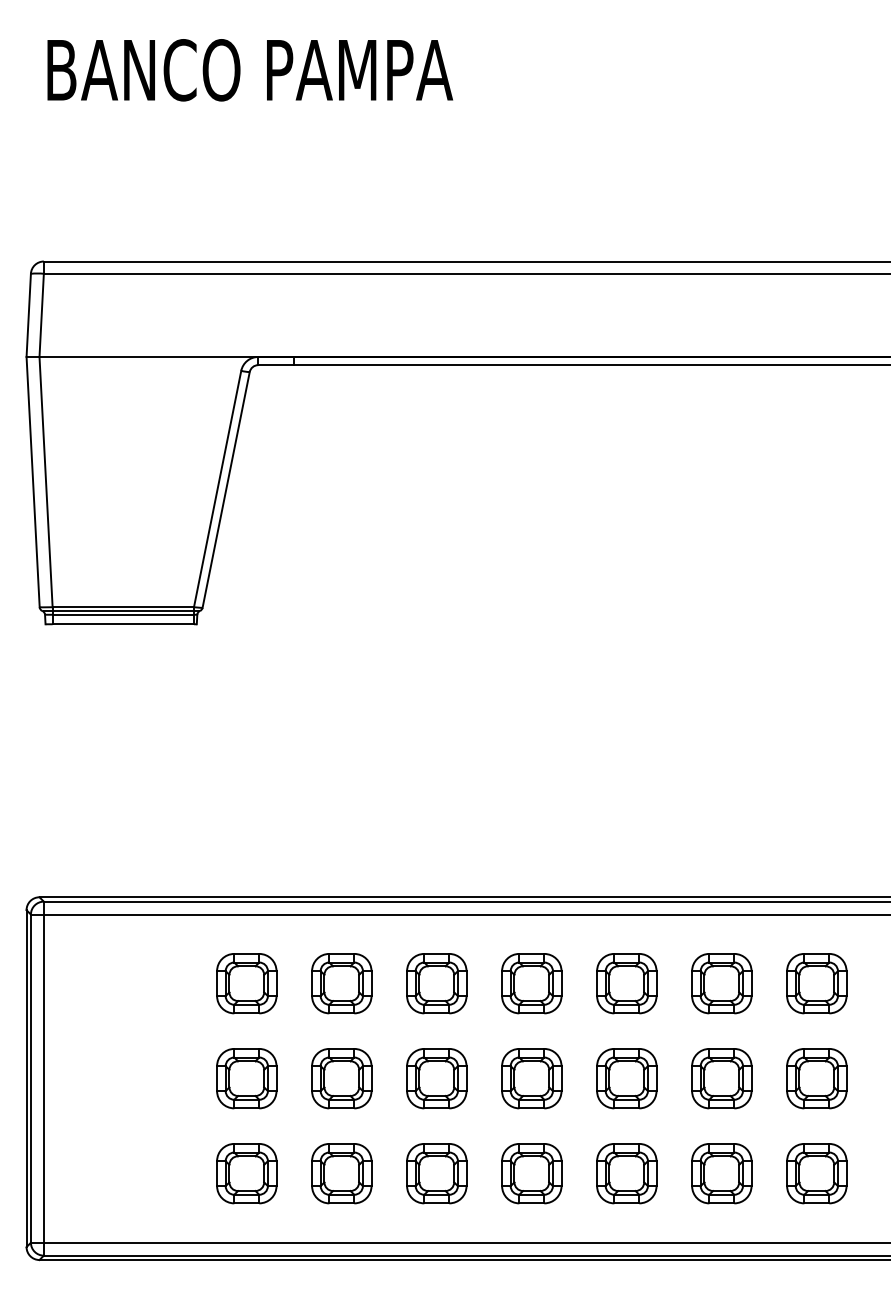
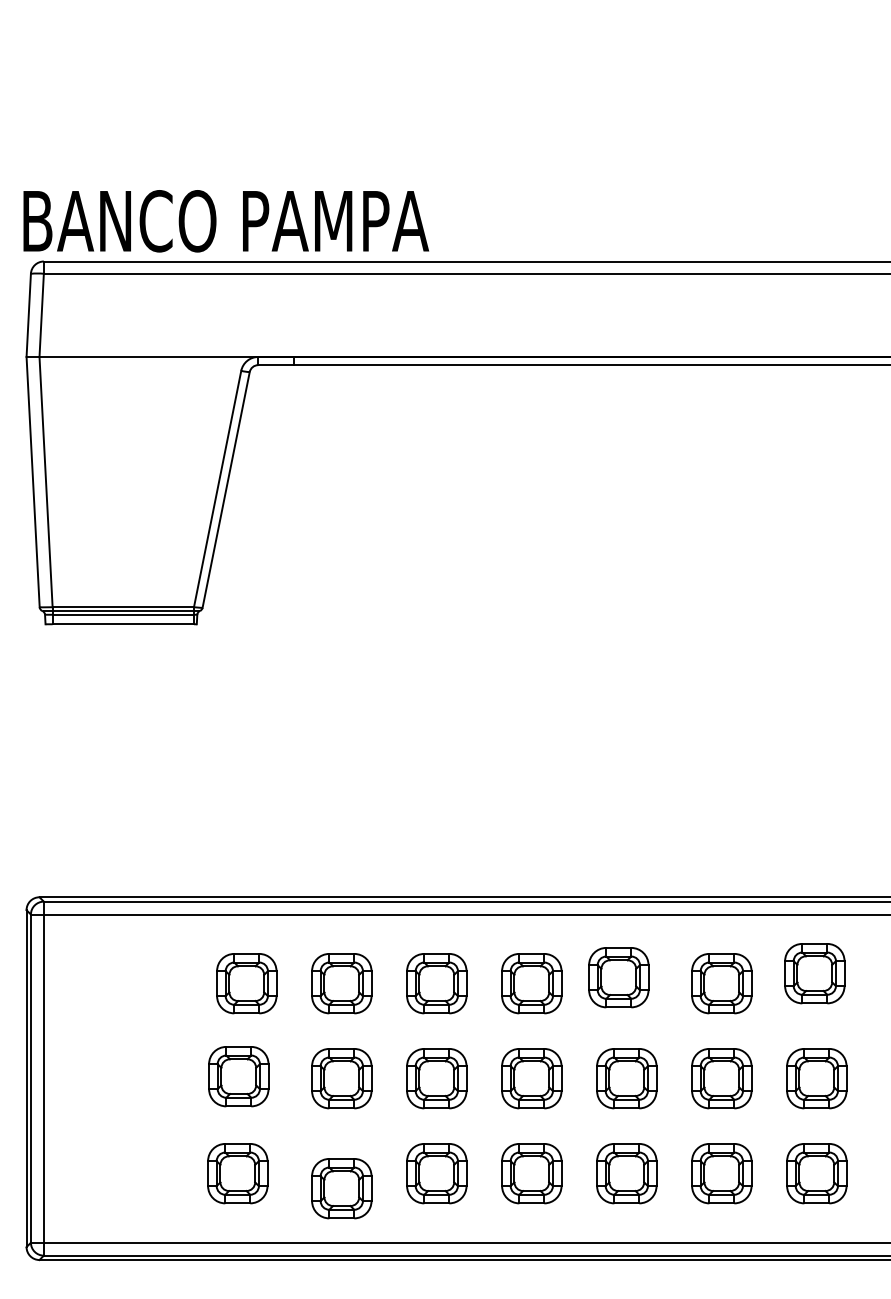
text position: (250, 70) -> (226, 221) (226, 221)
part position: (626, 983) -> (618, 977) (618, 977)
part position: (816, 983) -> (814, 973) (814, 973)
part position: (246, 1078) -> (238, 1076) (238, 1076)
part position: (246, 1173) -> (237, 1173) (237, 1173)
part position: (341, 1173) -> (341, 1188) (341, 1188)
